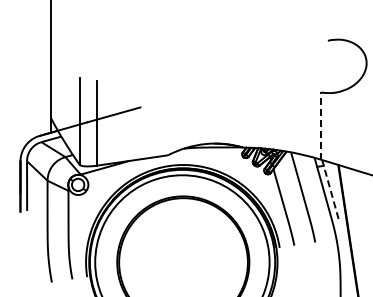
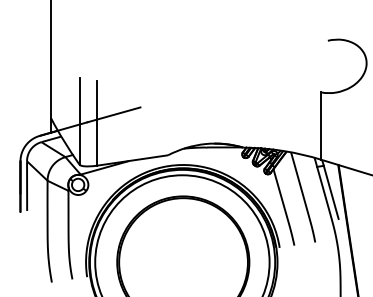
line: dashed -> solid (321, 126)
line: dashed -> solid (331, 192)
